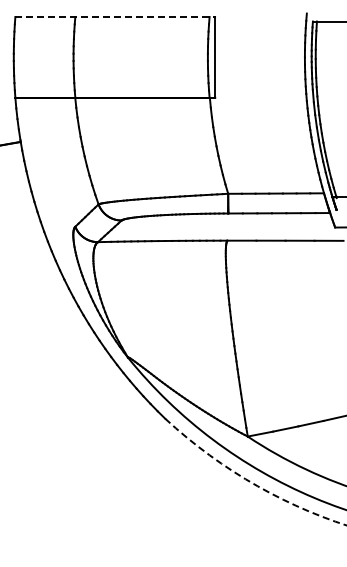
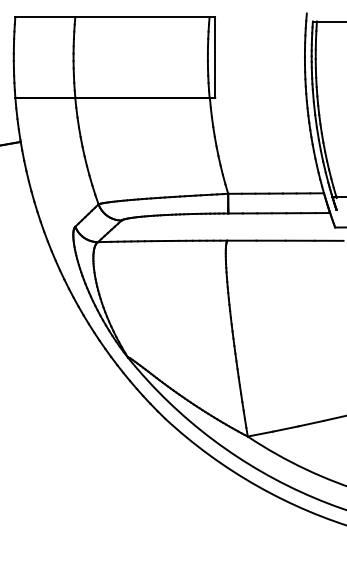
line: dashed -> solid (115, 17)
arc: dashed -> solid (251, 482)
